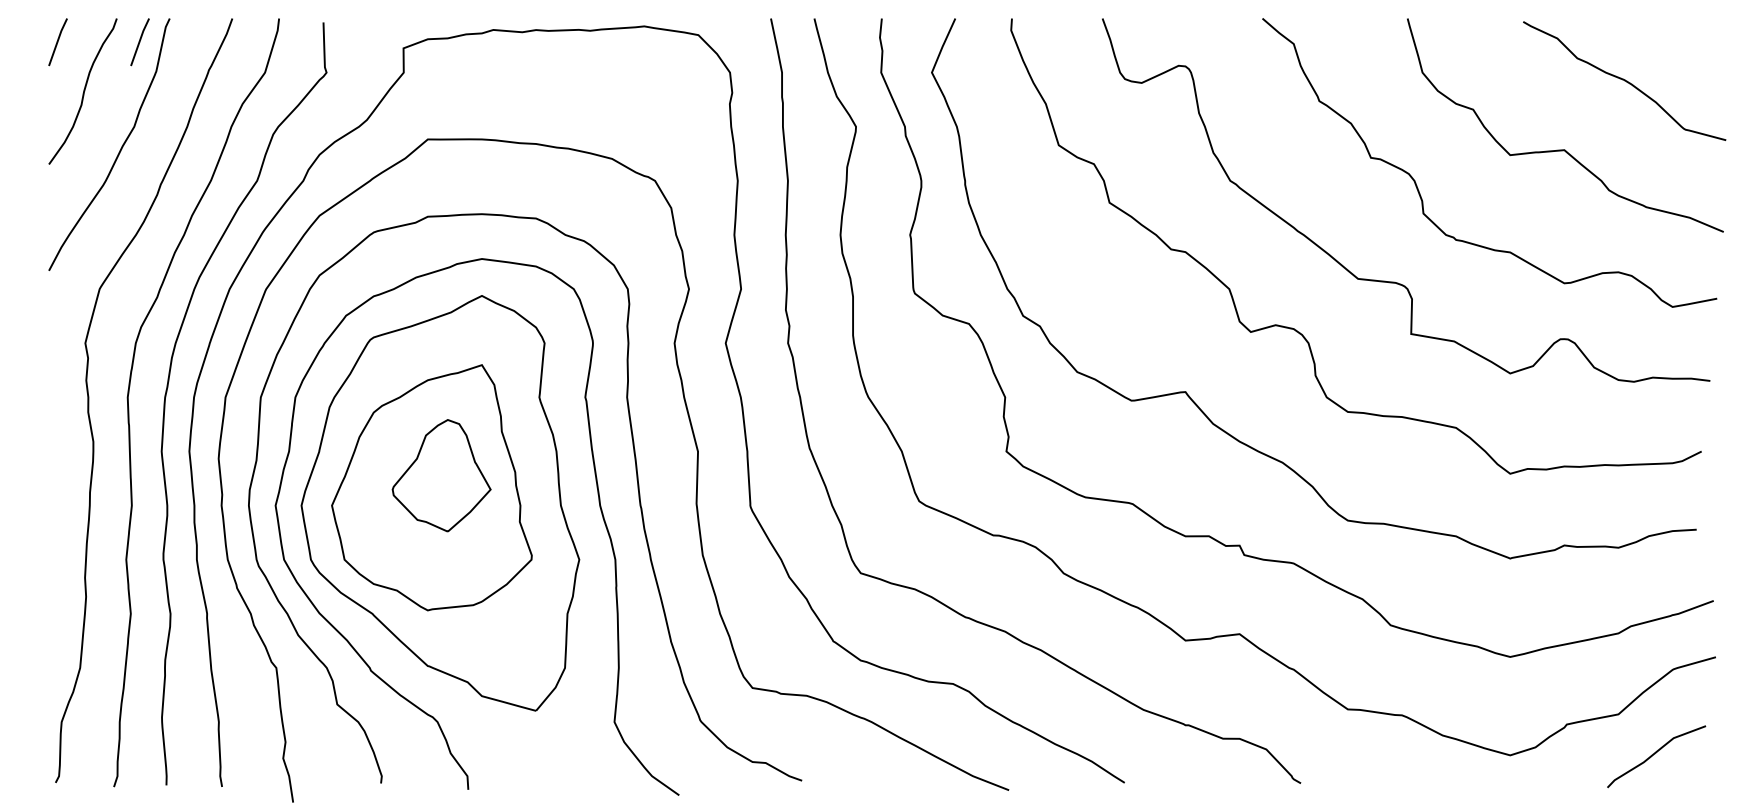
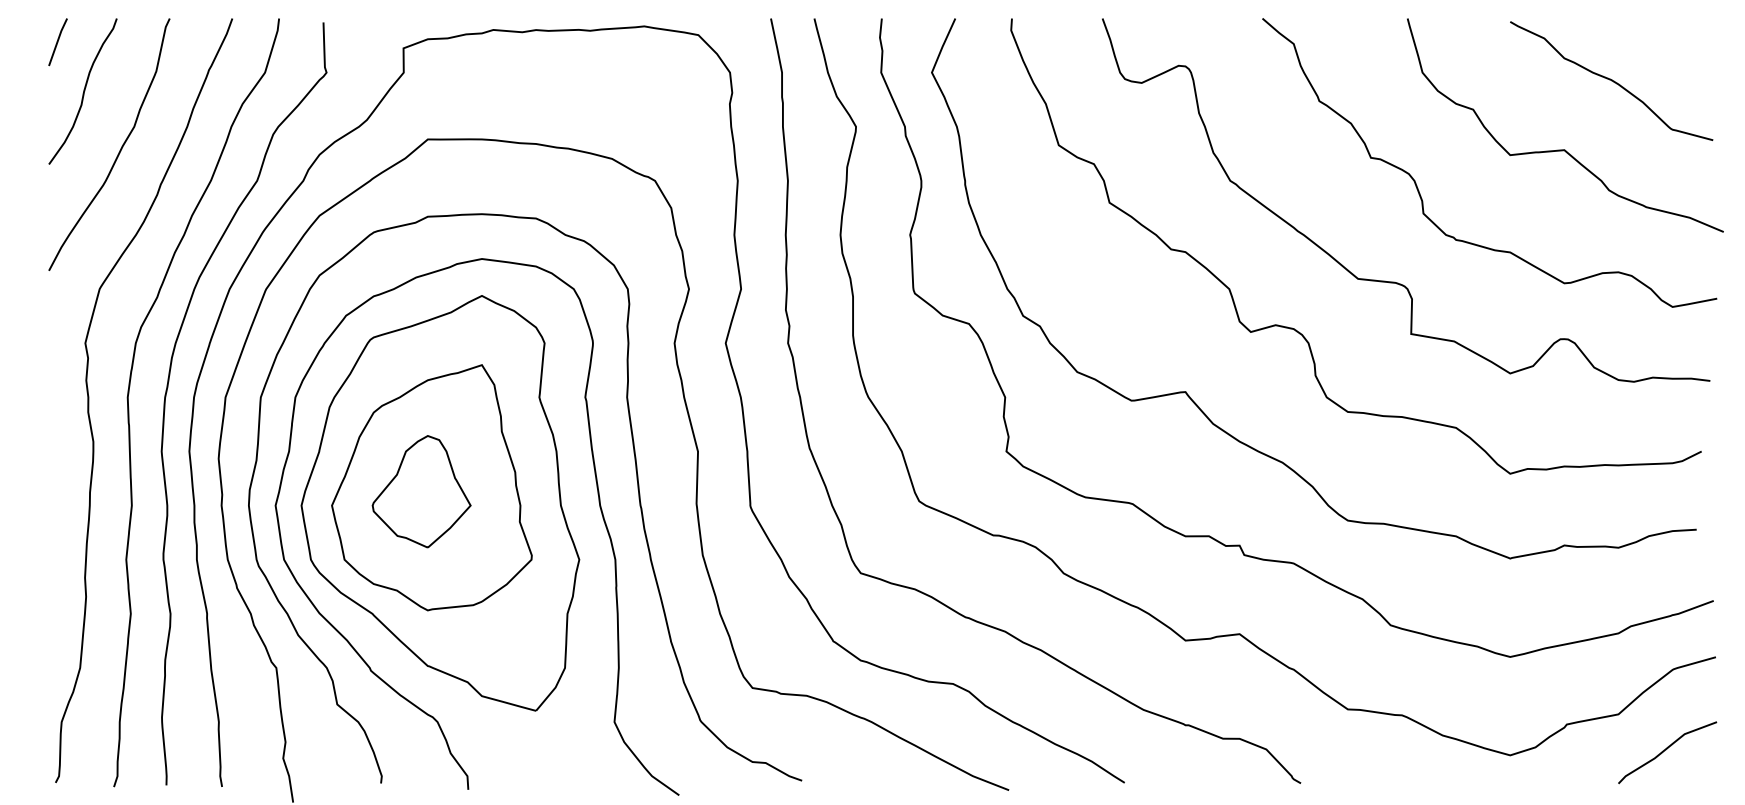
line: present -> none (139, 42)
curve position: (1624, 80) -> (1611, 80) (1611, 80)
part position: (441, 475) -> (421, 491) (421, 491)
curve position: (1655, 754) -> (1666, 750) (1666, 750)
